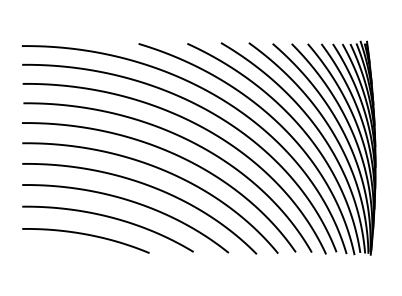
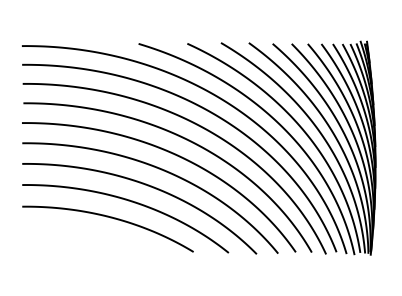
curve: present -> none (85, 235)
